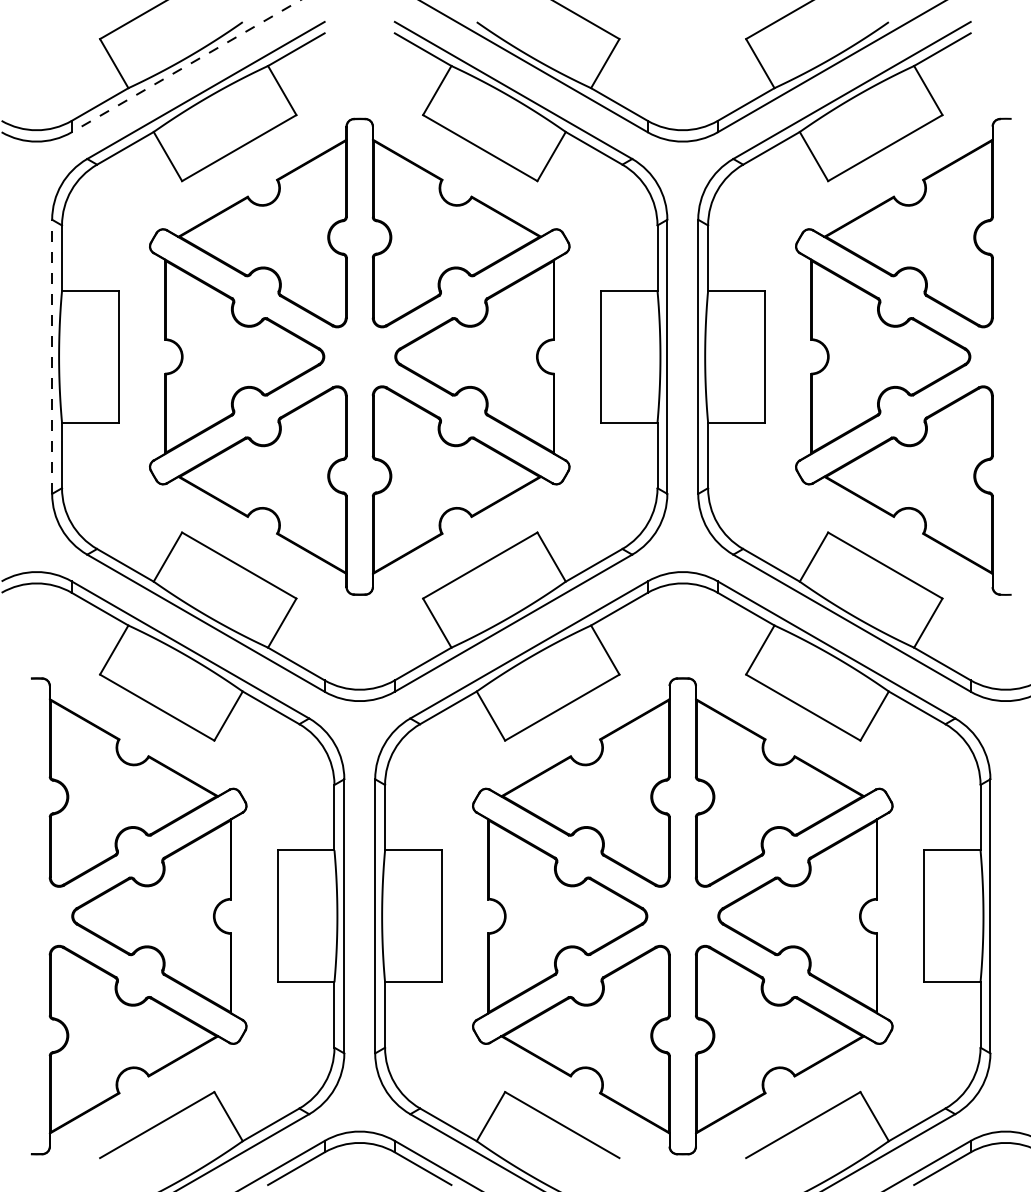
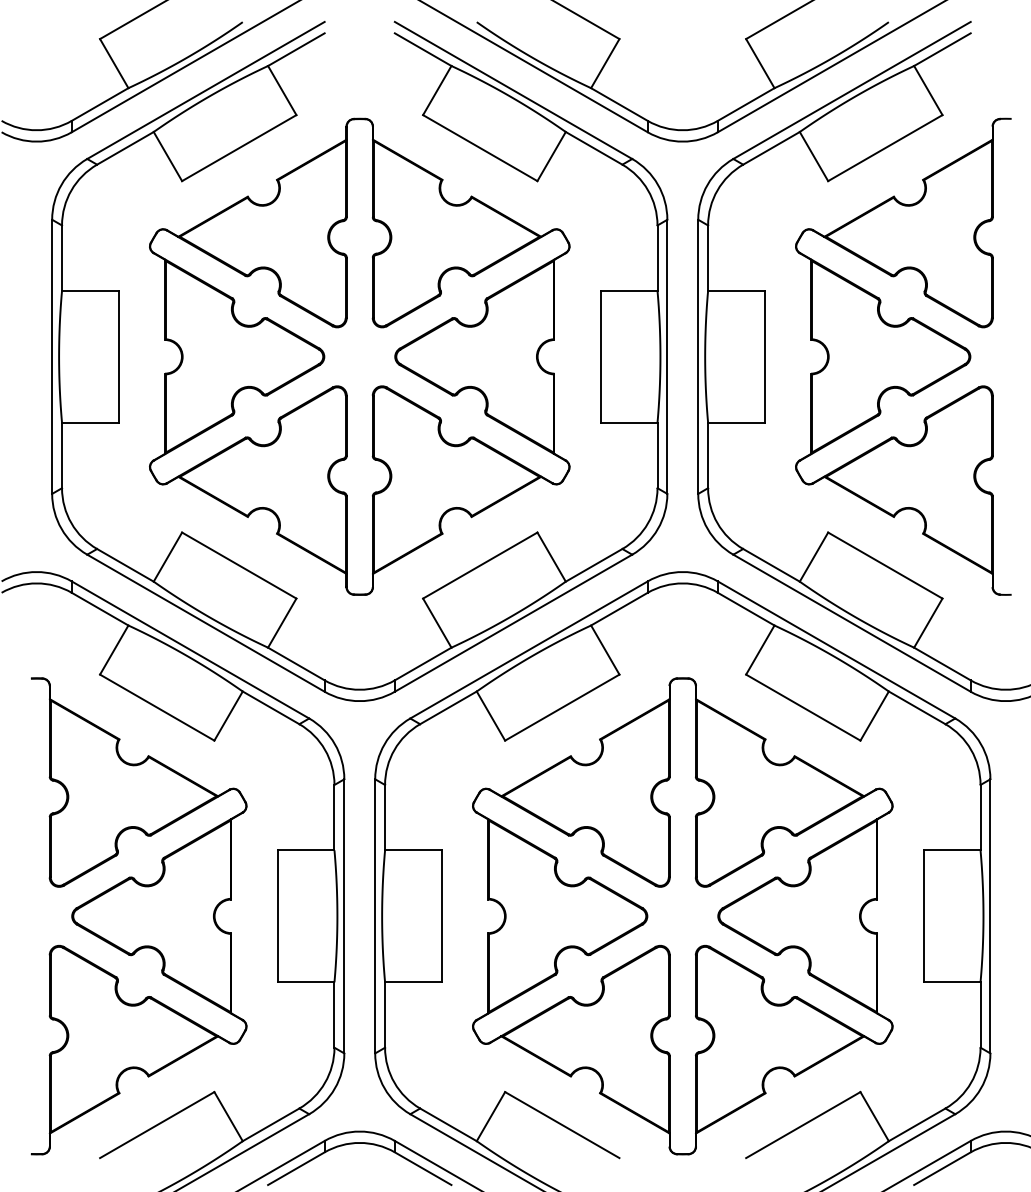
line: dashed -> solid (185, 66)
line: dashed -> solid (52, 356)
